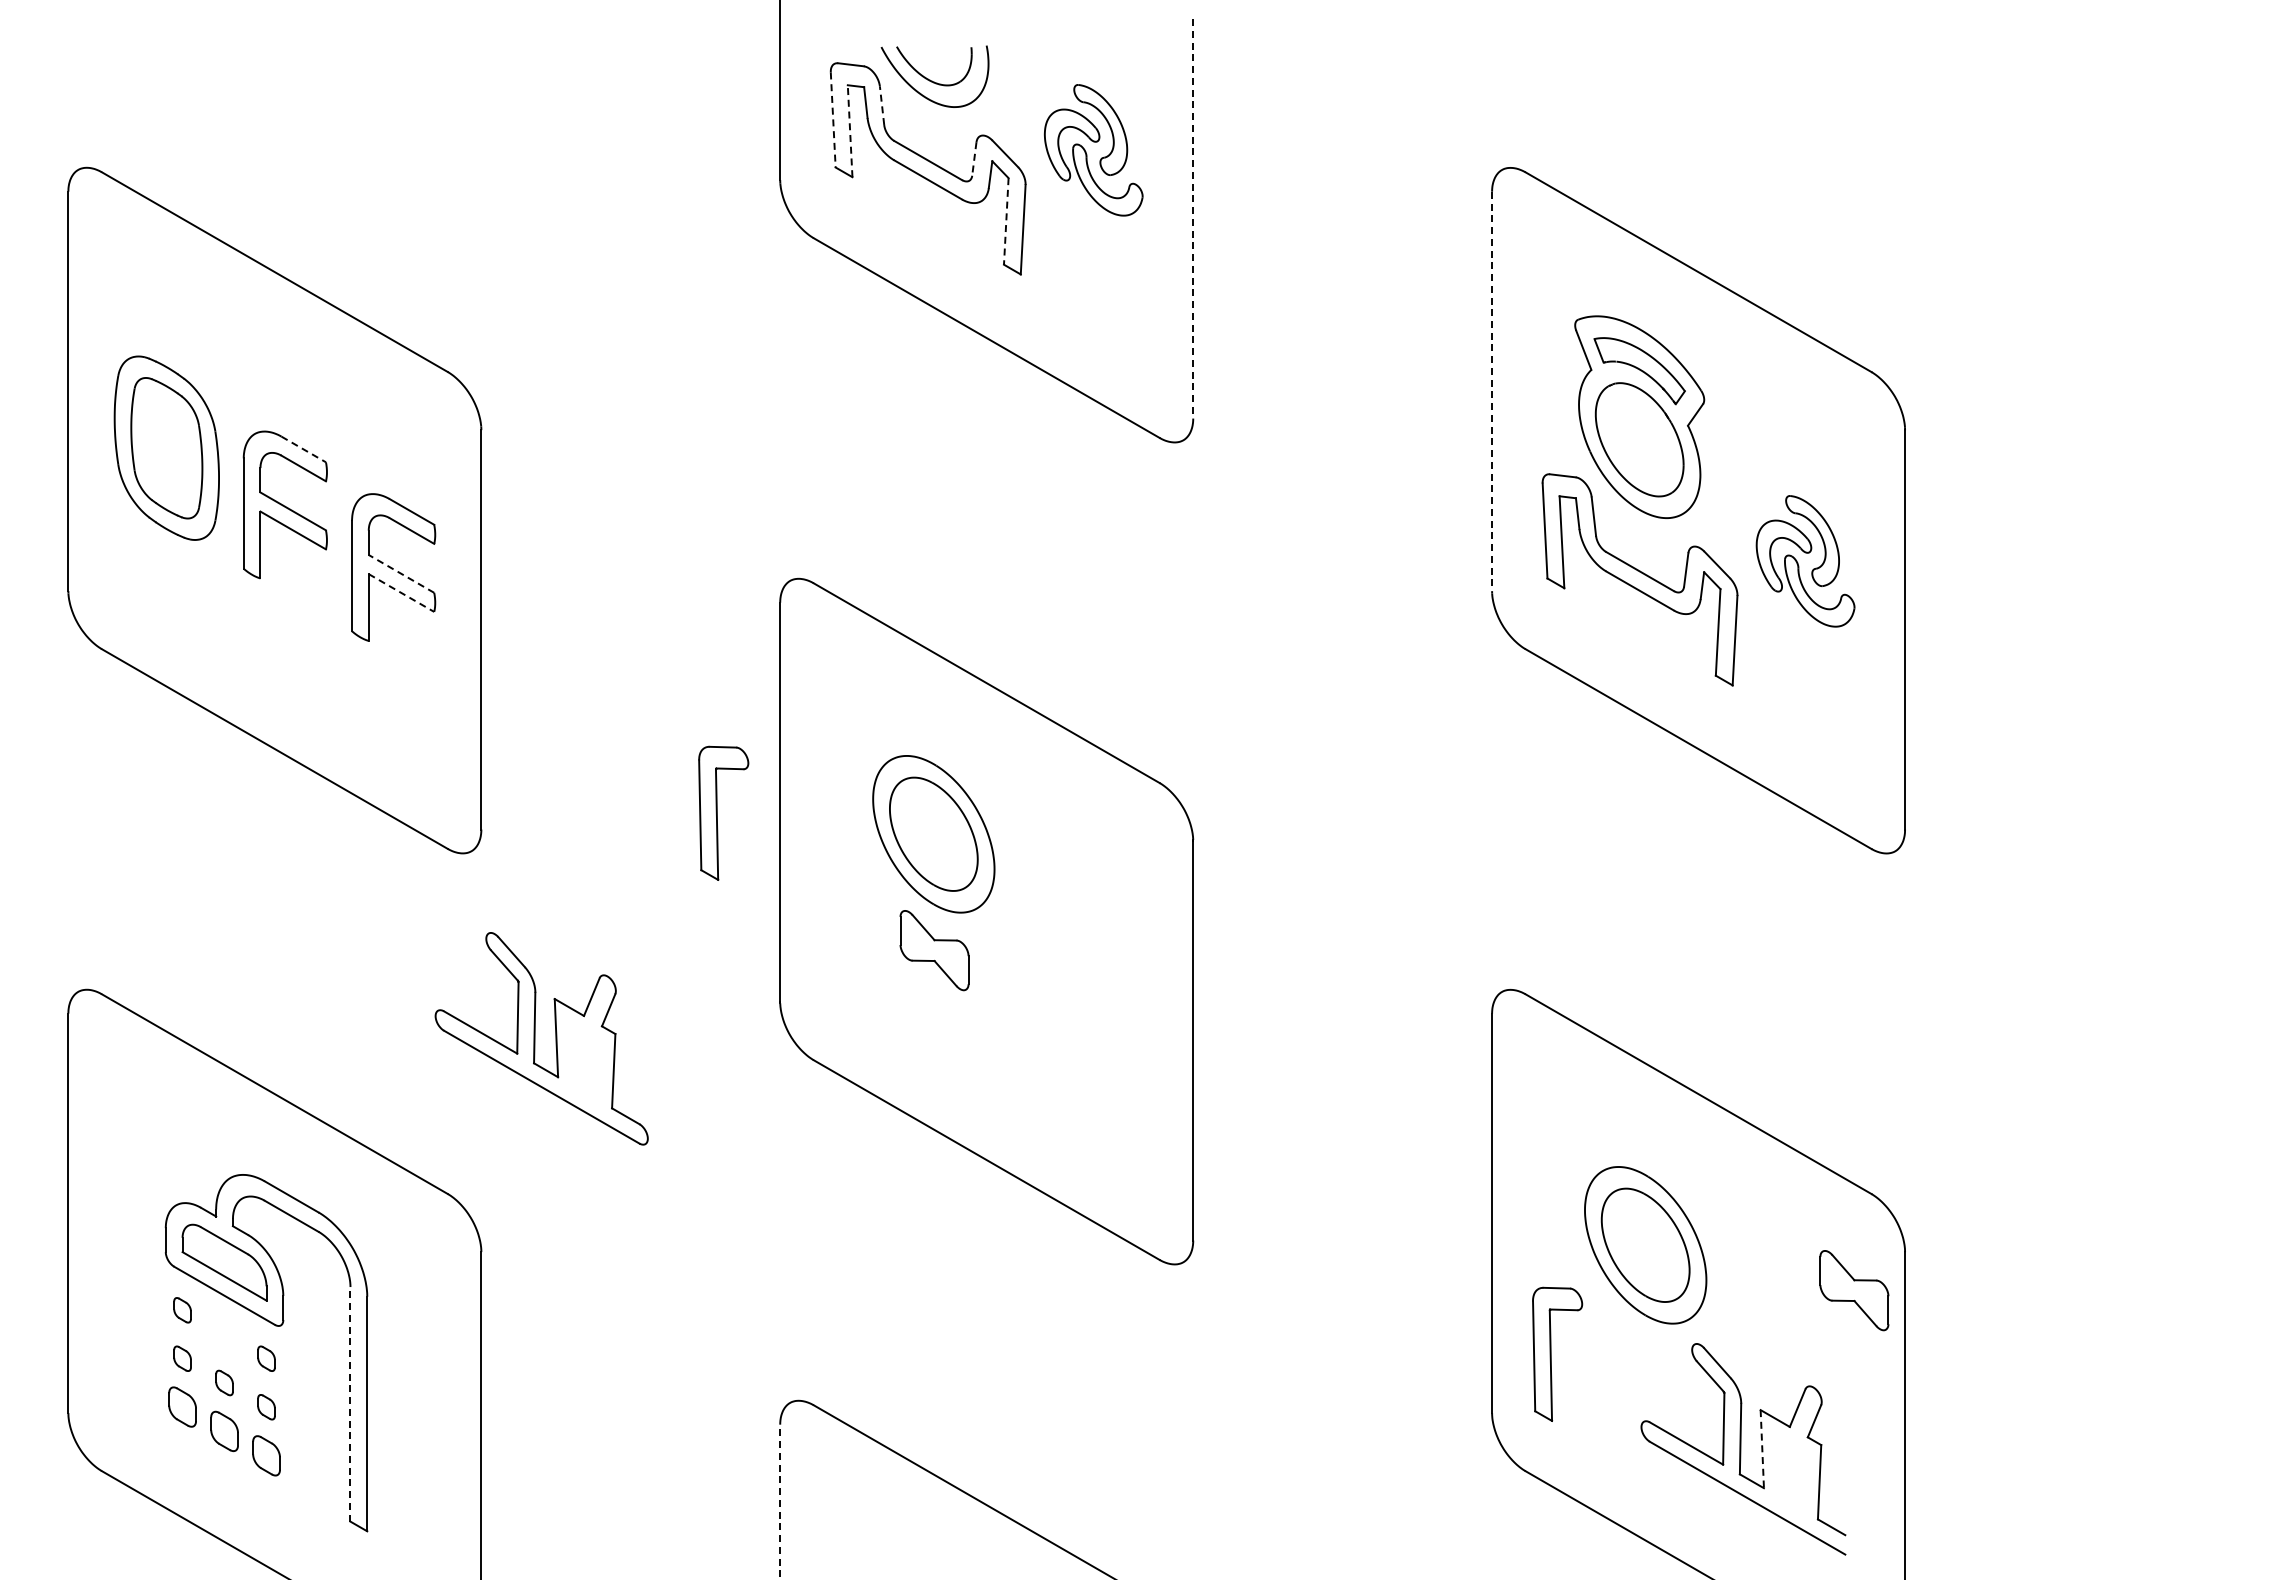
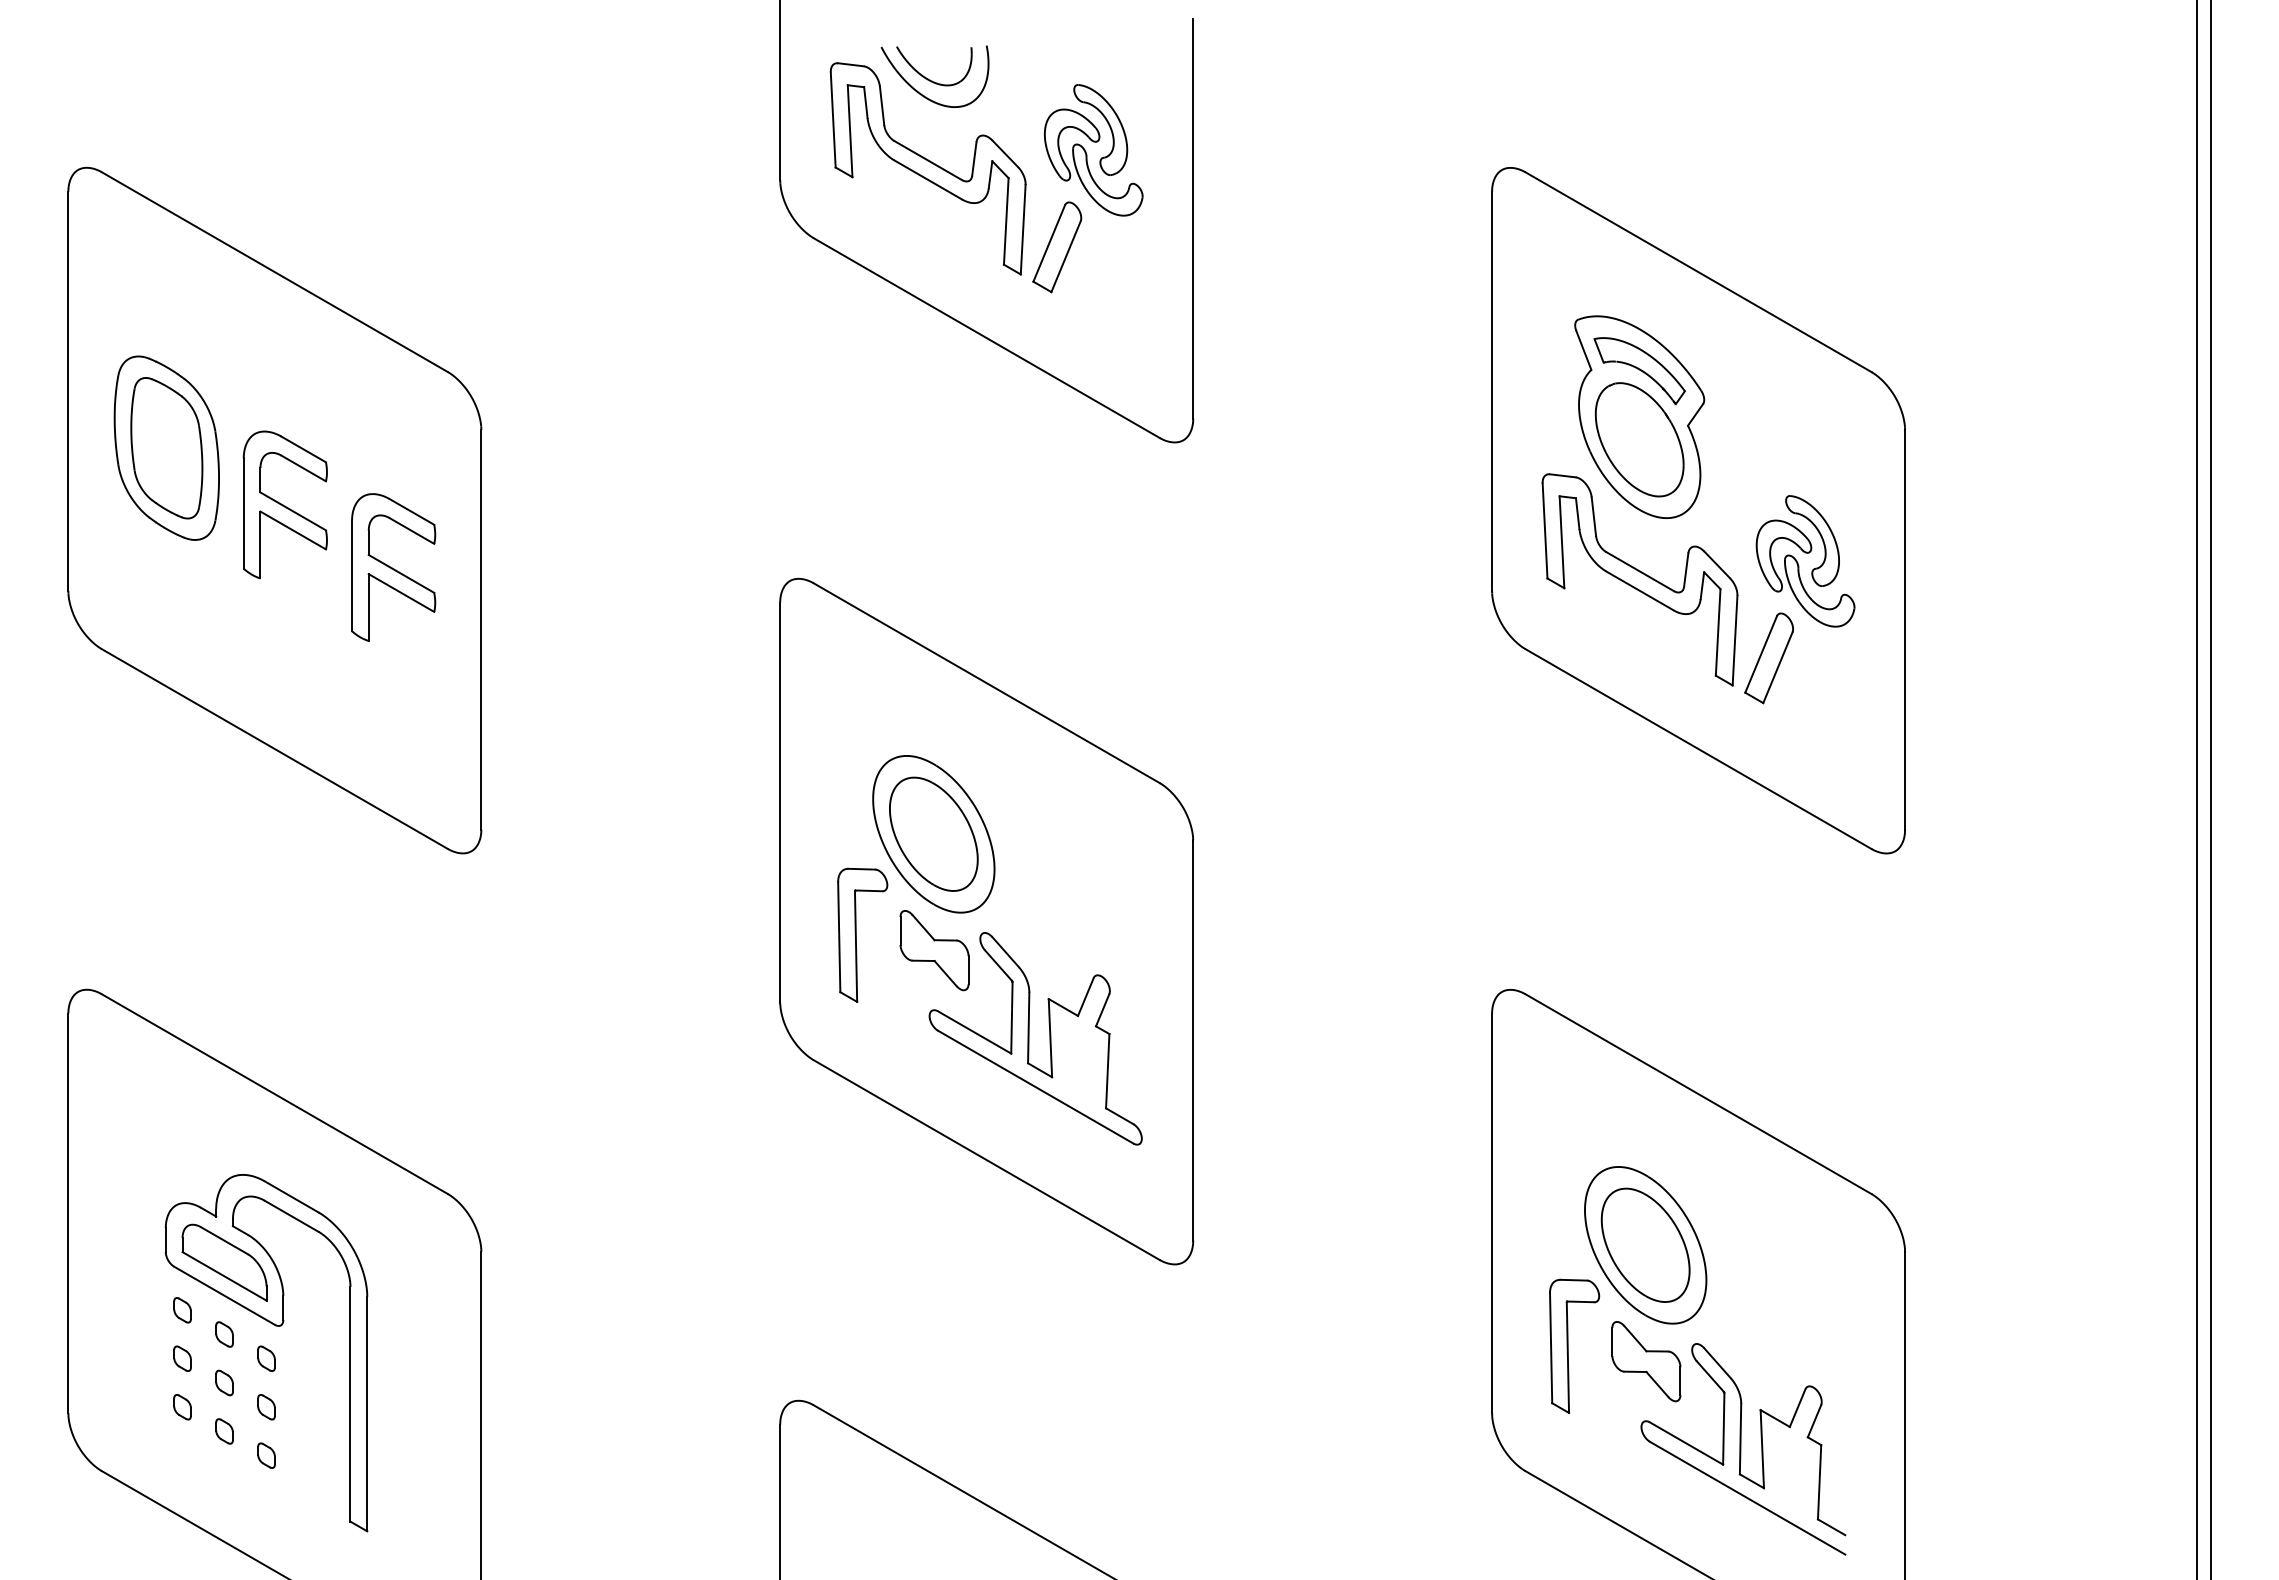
line: dashed -> solid (882, 105)
line: dashed -> solid (833, 119)
line: dashed -> solid (850, 130)
line: dashed -> solid (974, 158)
line: dashed -> solid (1193, 218)
line: dashed -> solid (1006, 221)
part: none -> present (1057, 247)
line: dashed -> solid (1492, 391)
line: dashed -> solid (303, 449)
line: dashed -> solid (401, 573)
line: dashed -> solid (401, 593)
part: none -> present (1768, 658)
line: none -> present (2197, 789)
line: none -> present (2210, 789)
part position: (723, 812) -> (862, 934) (862, 934)
part position: (541, 1038) -> (1035, 1038) (1035, 1038)
part position: (1854, 1290) -> (1646, 1361) (1646, 1361)
part: none -> present (224, 1334)
part position: (1557, 1353) -> (1574, 1345) (1574, 1345)
line: dashed -> solid (350, 1403)
part size: 29x42 px -> 19x27 px (182, 1407)
part size: 29x43 px -> 19x27 px (224, 1431)
line: dashed -> solid (1762, 1449)
part size: 29x42 px -> 19x27 px (266, 1455)
line: dashed -> solid (780, 1501)
